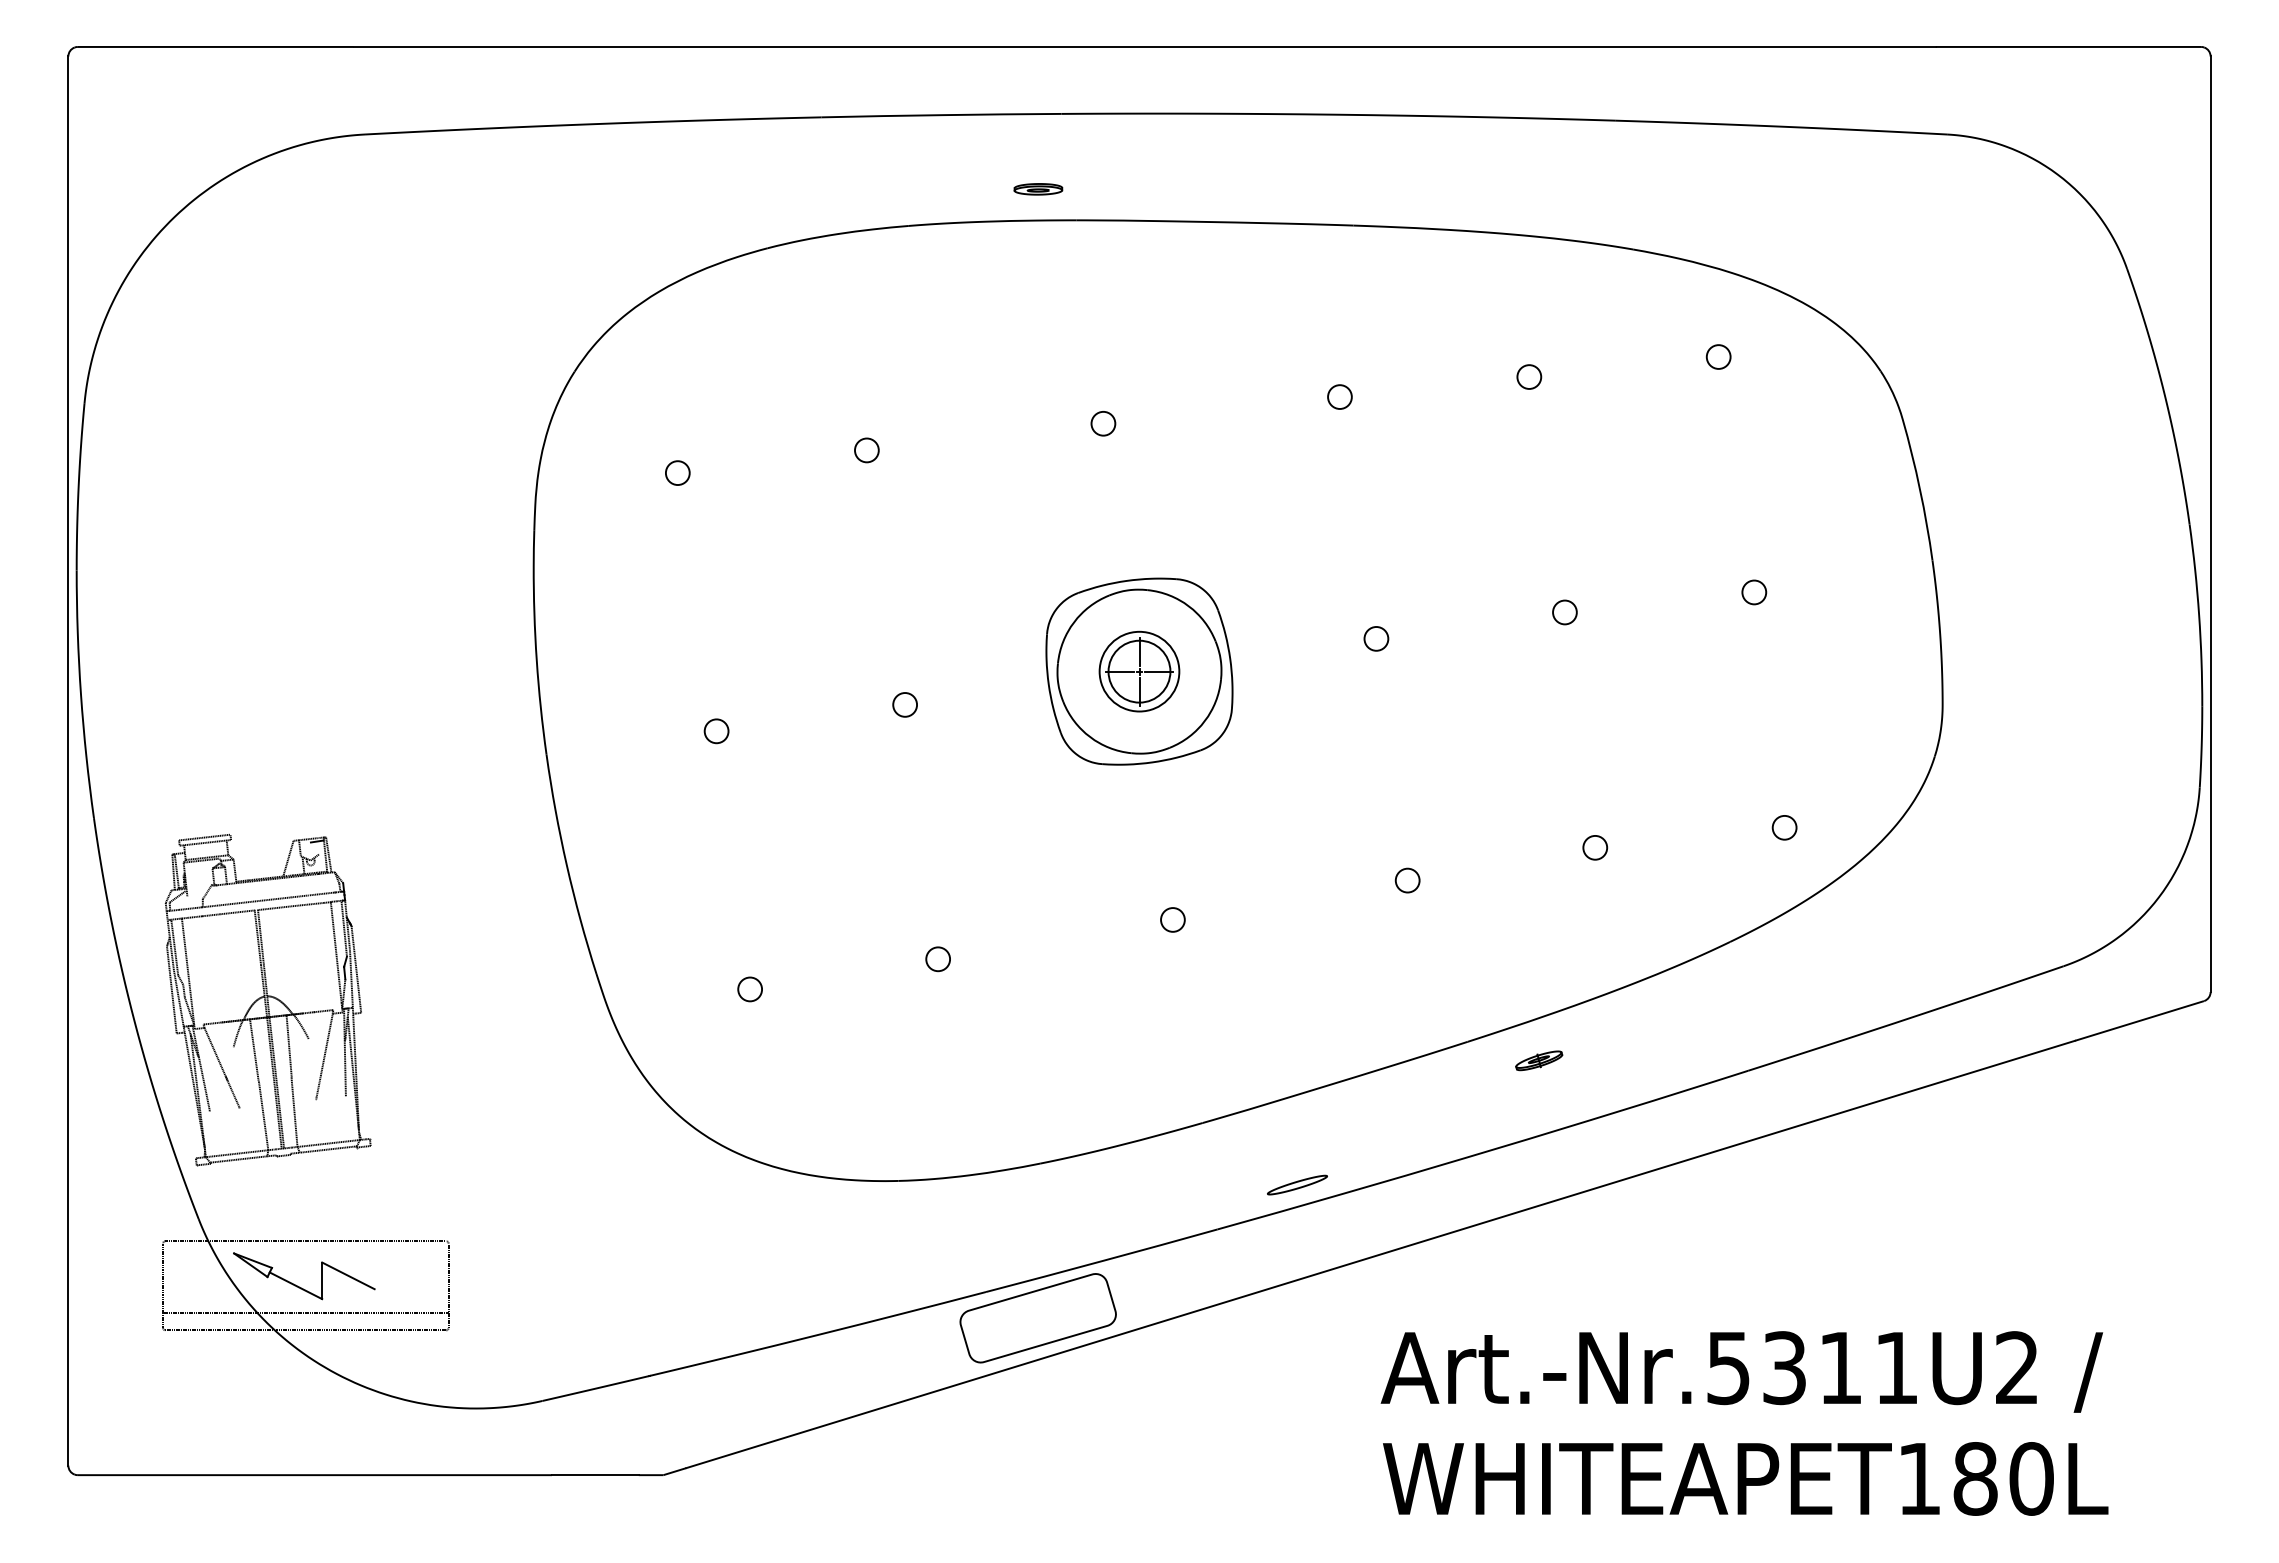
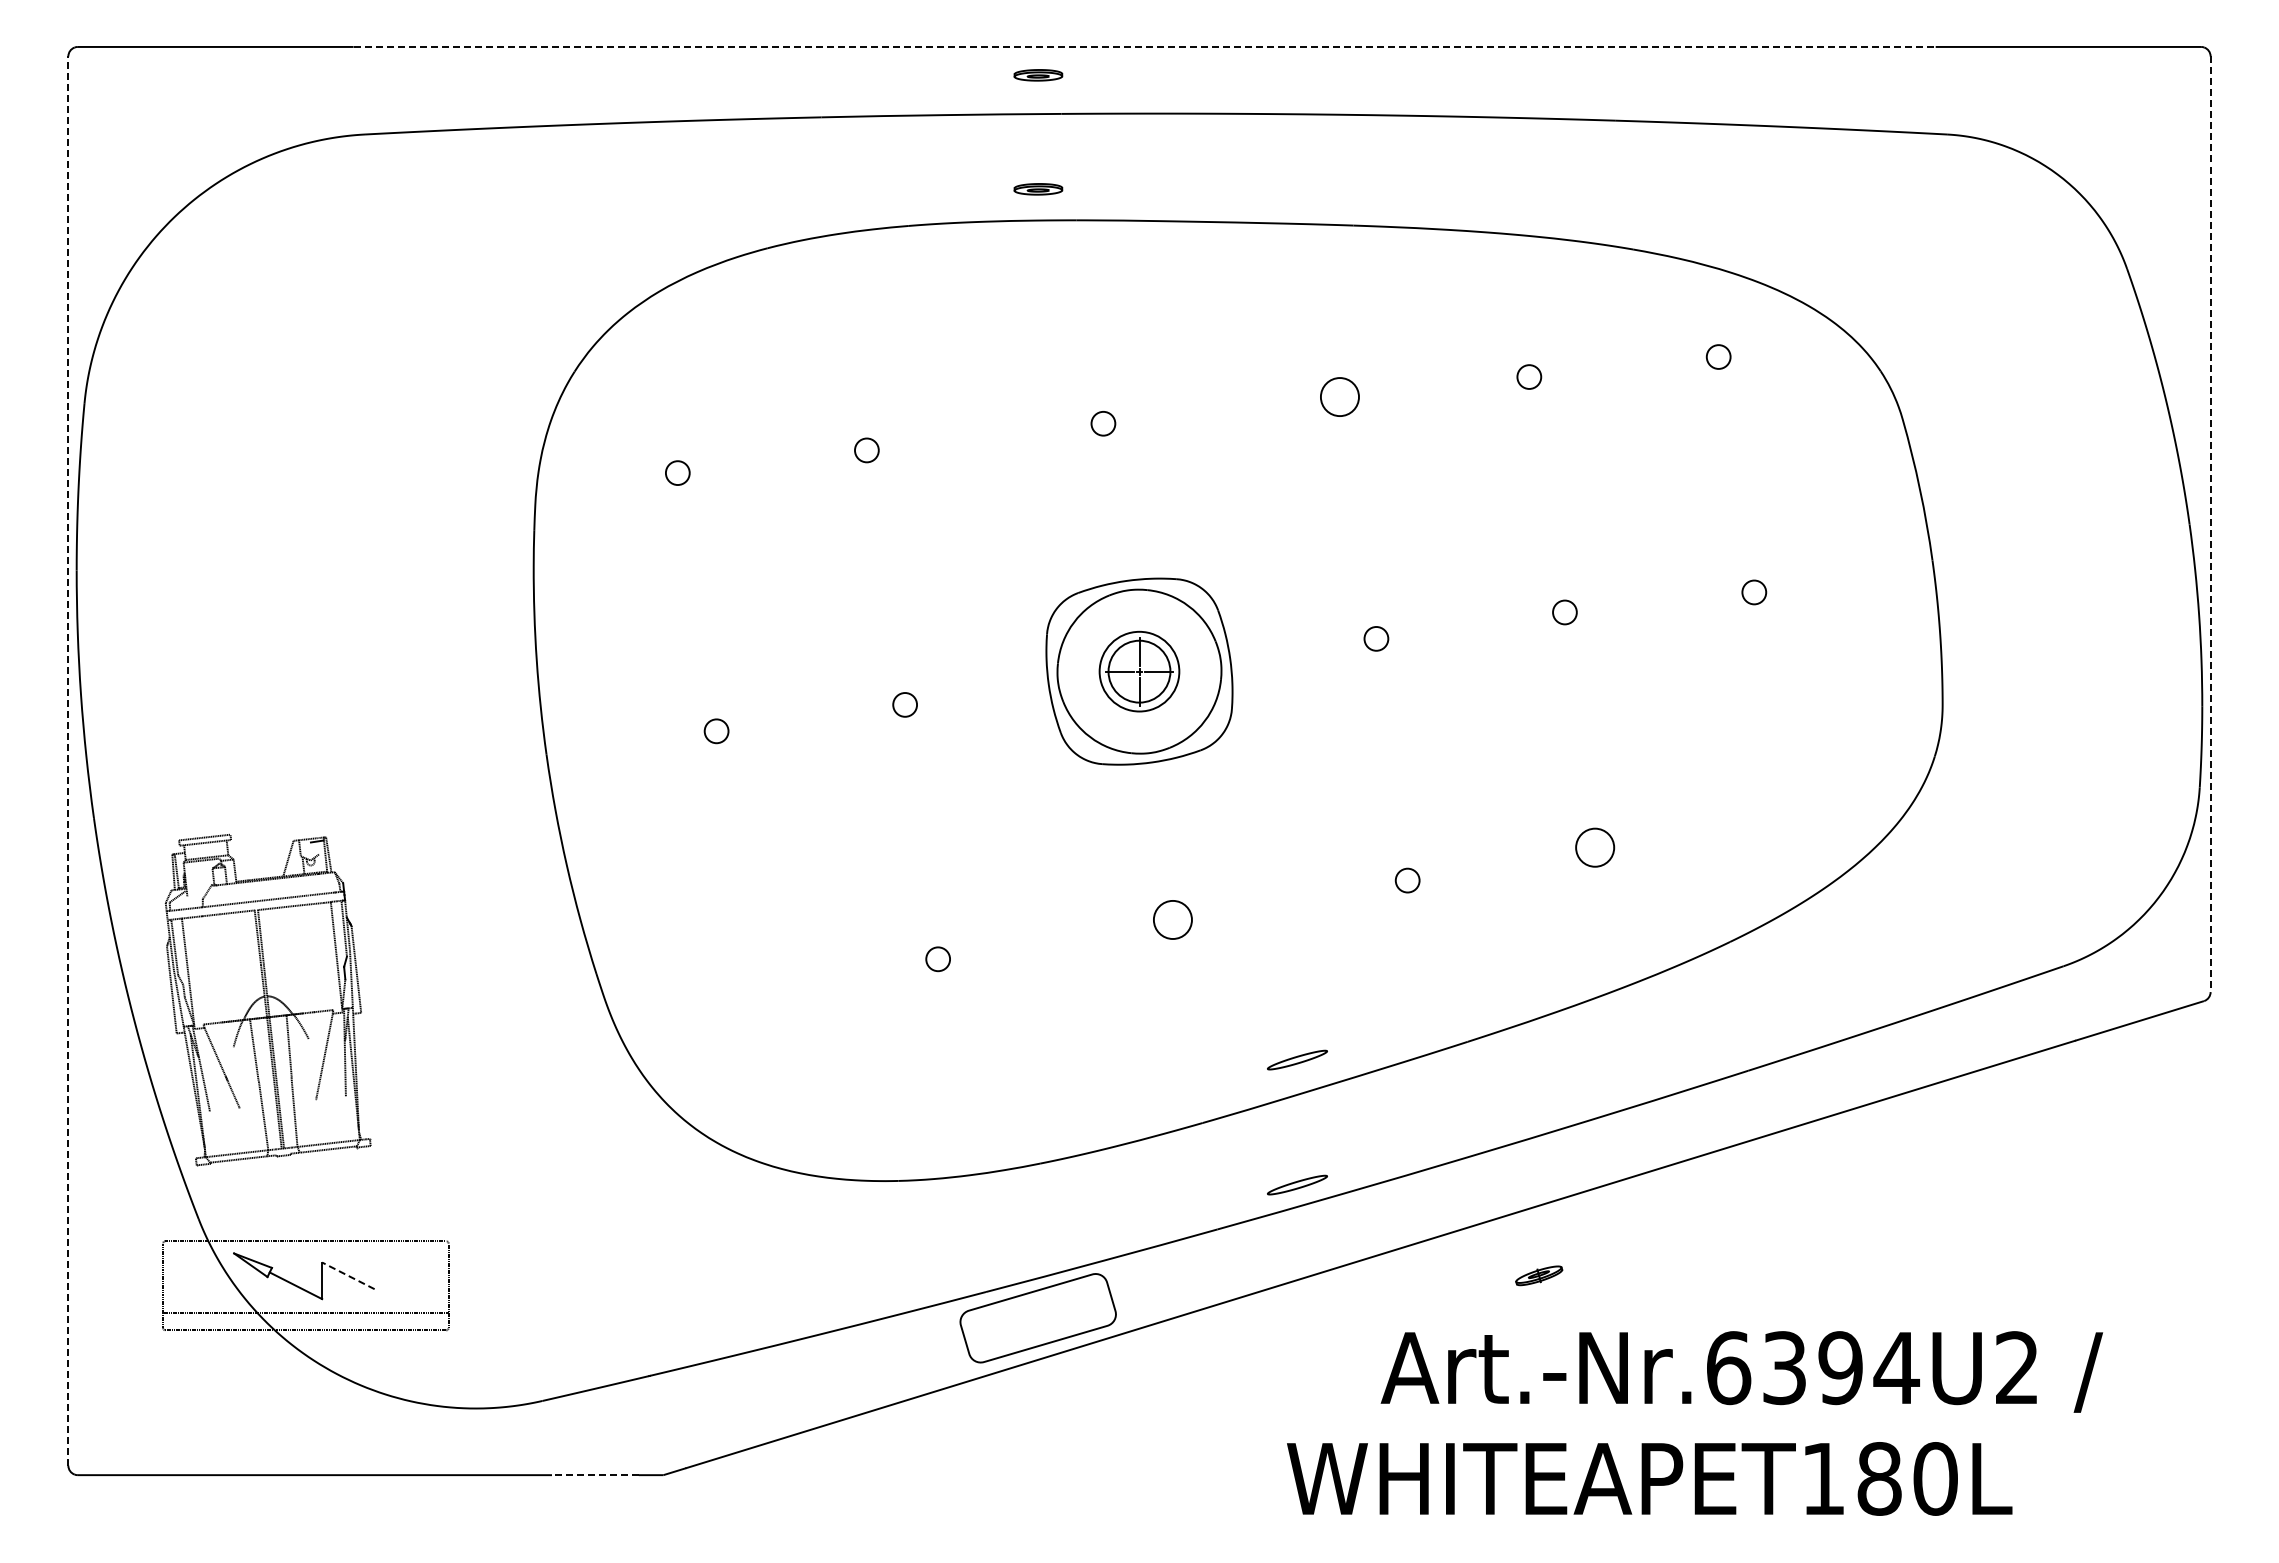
line: solid -> dashed (1145, 46)
part: none -> present (1038, 75)
circle diameter: 24 px -> 38 px (1339, 397)
line: solid -> dashed (2210, 524)
line: solid -> dashed (68, 761)
circle: present -> none (1784, 827)
circle size: 27x26 px -> 41x41 px (1595, 847)
circle diameter: 24 px -> 38 px (1172, 919)
circle: present -> none (749, 989)
curve: none -> present (1297, 1057)
part position: (1539, 1060) -> (1539, 1275) (1539, 1275)
line: solid -> dashed (347, 1275)
text: Art.-Nr.5311U2 -> Art.-Nr.6394U2 (1813, 1368)
line: solid -> dashed (594, 1475)
text position: (1745, 1478) -> (1649, 1478) (1649, 1478)
